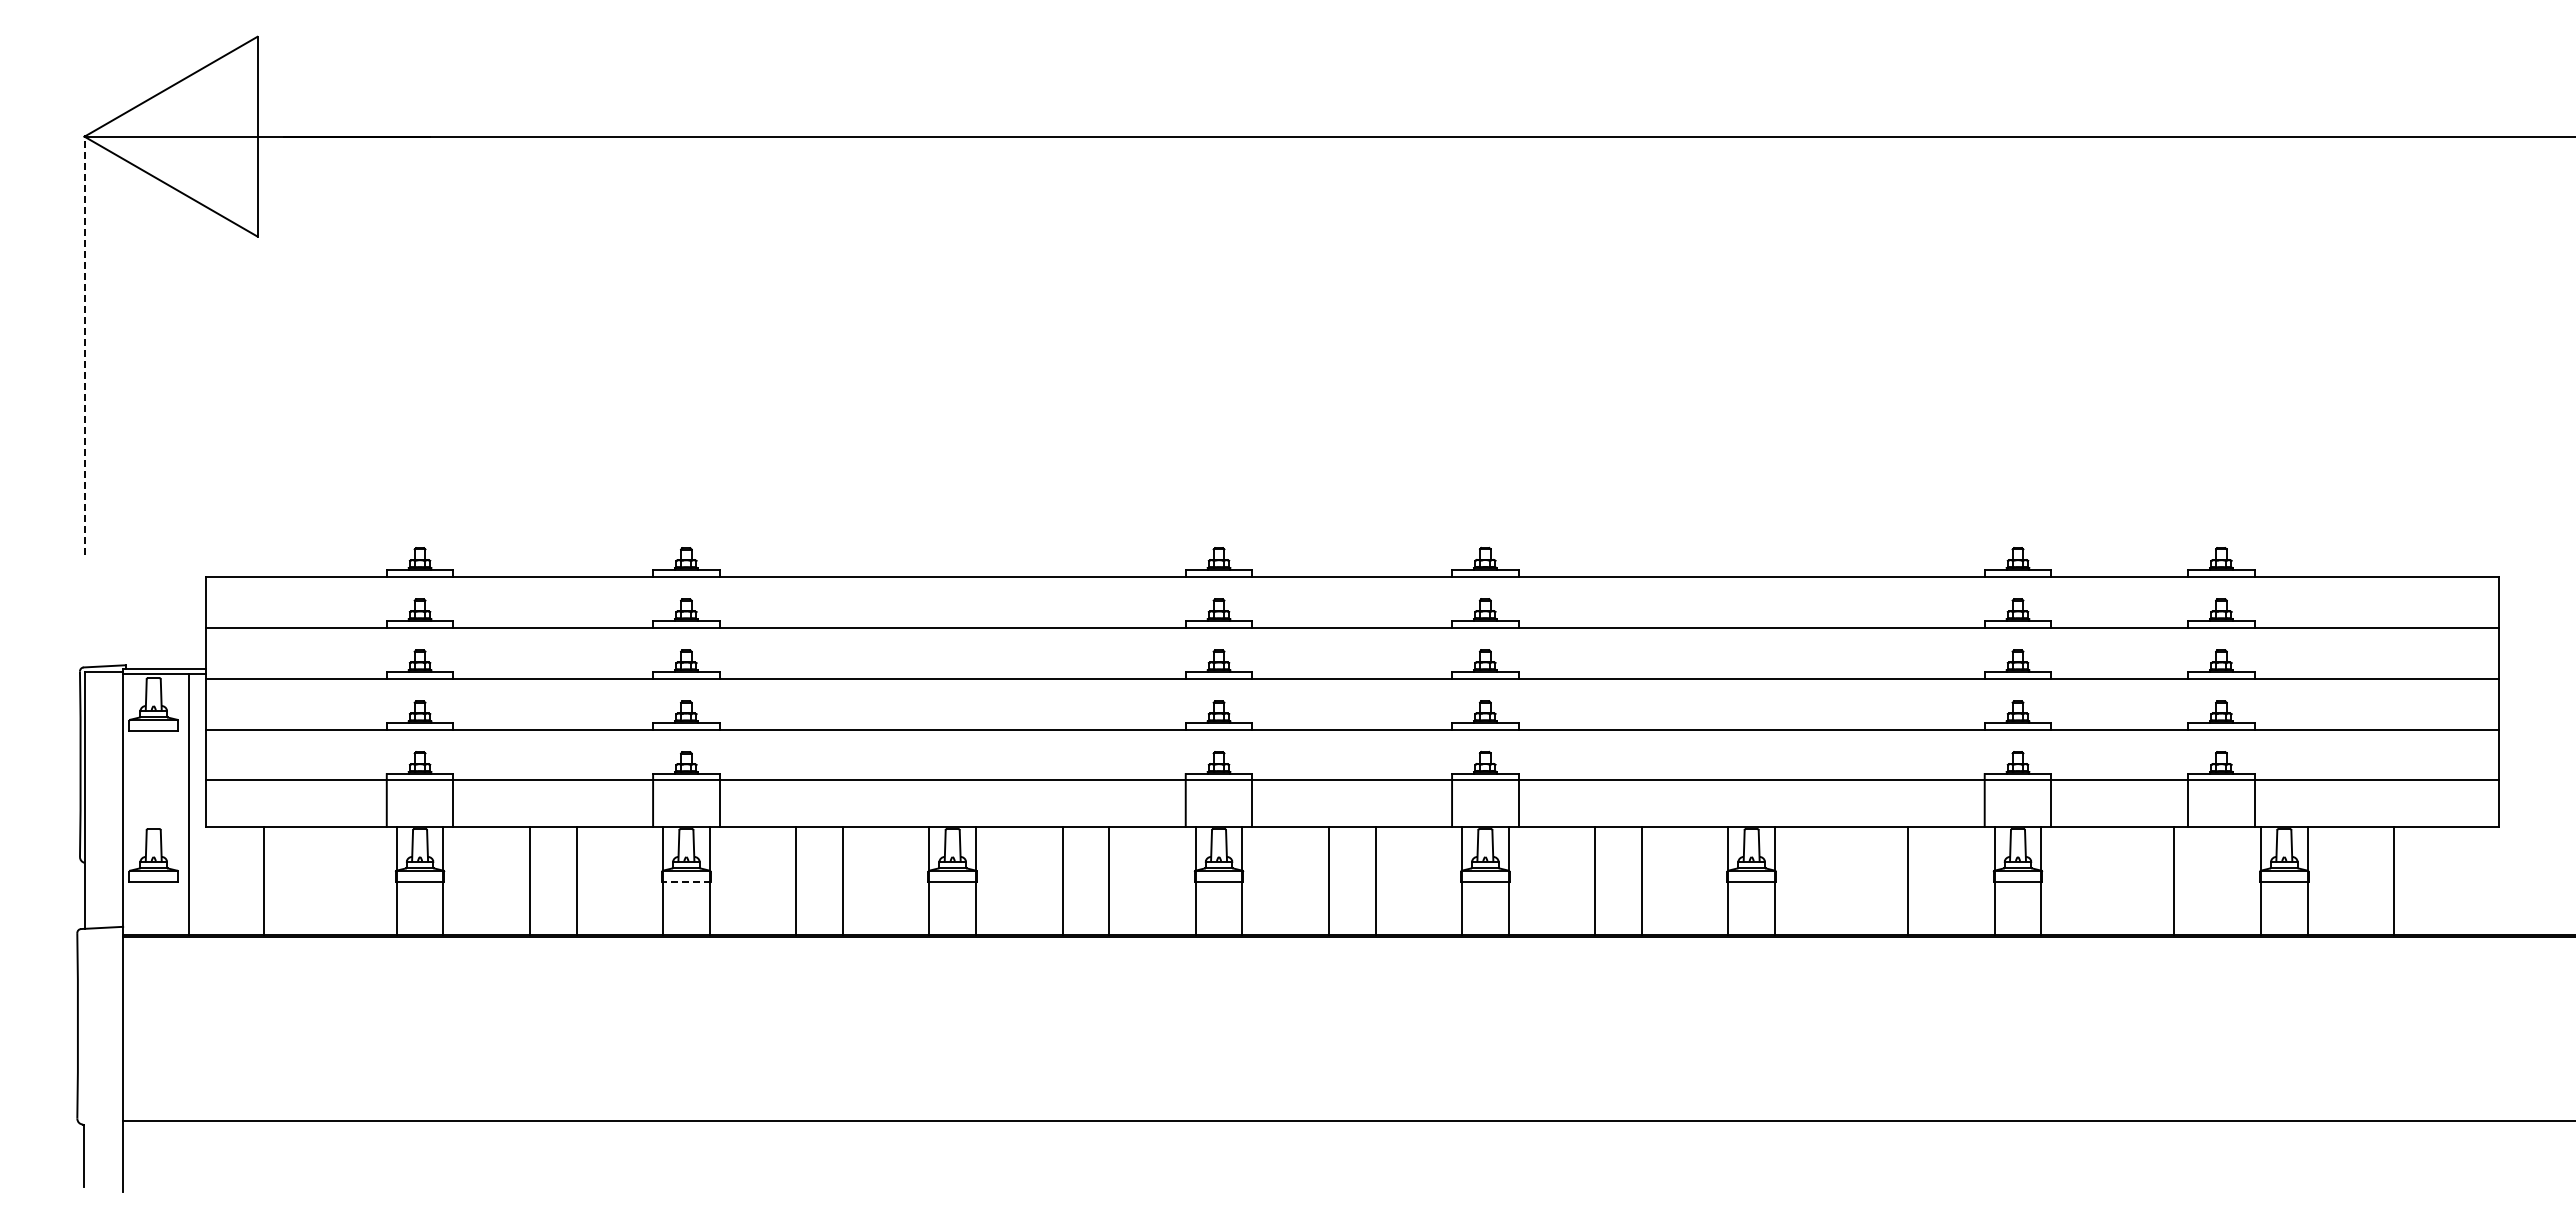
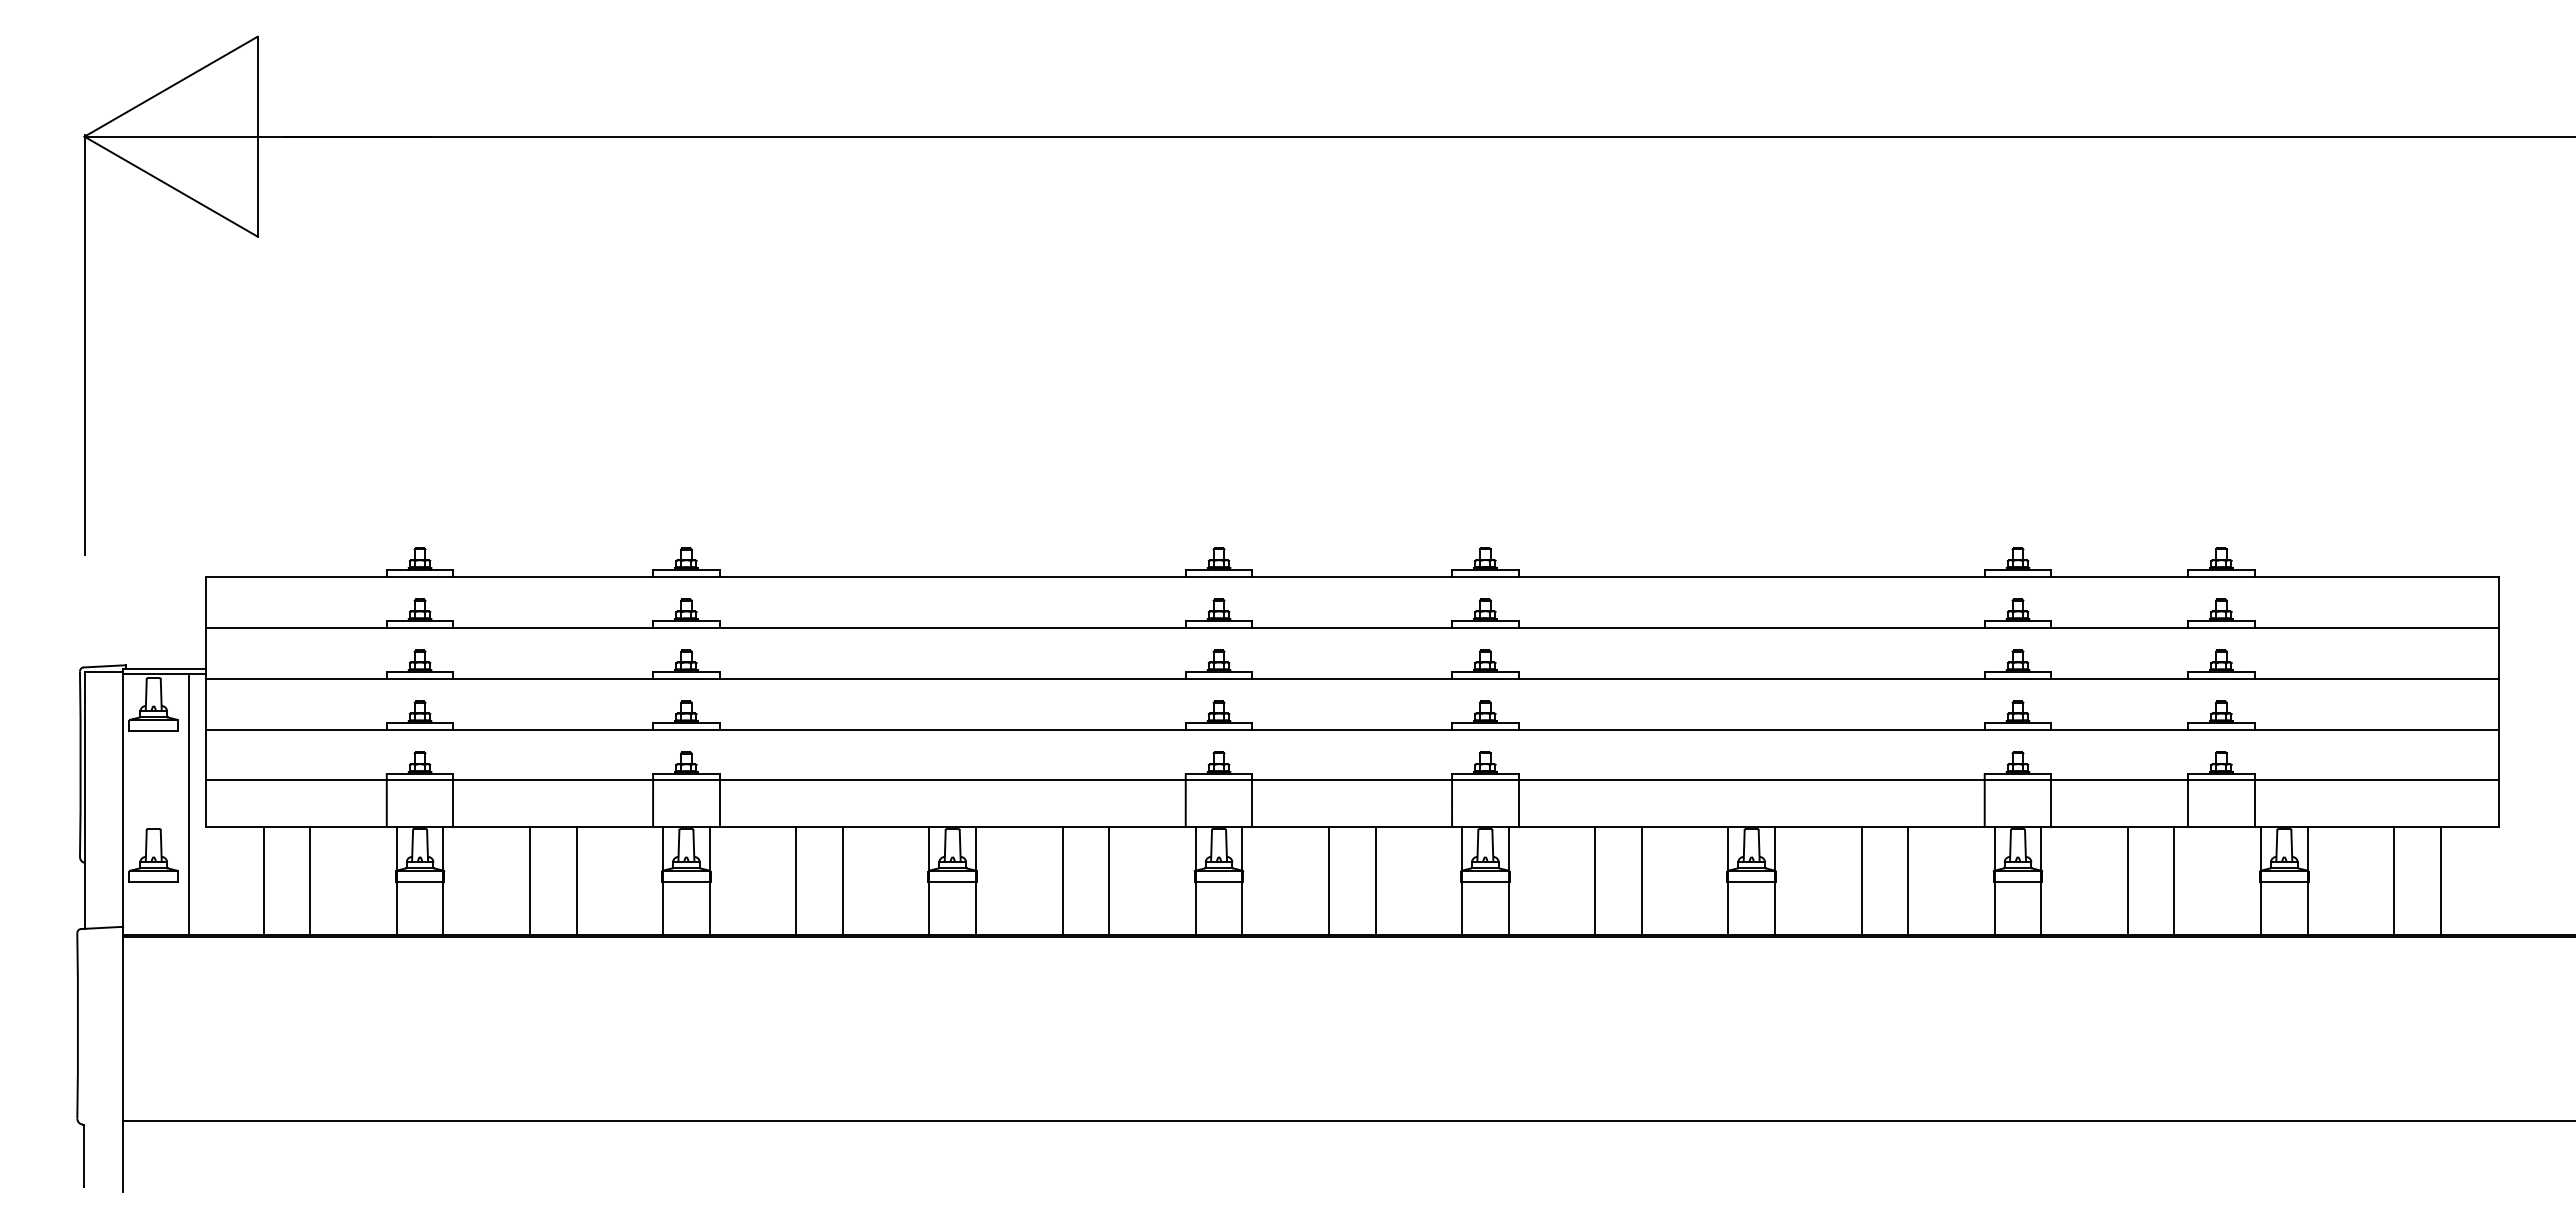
line: dashed -> solid (84, 345)
line: none -> present (310, 880)
line: none -> present (1861, 880)
line: none -> present (2127, 880)
line: none -> present (2440, 880)
line: dashed -> solid (685, 882)
